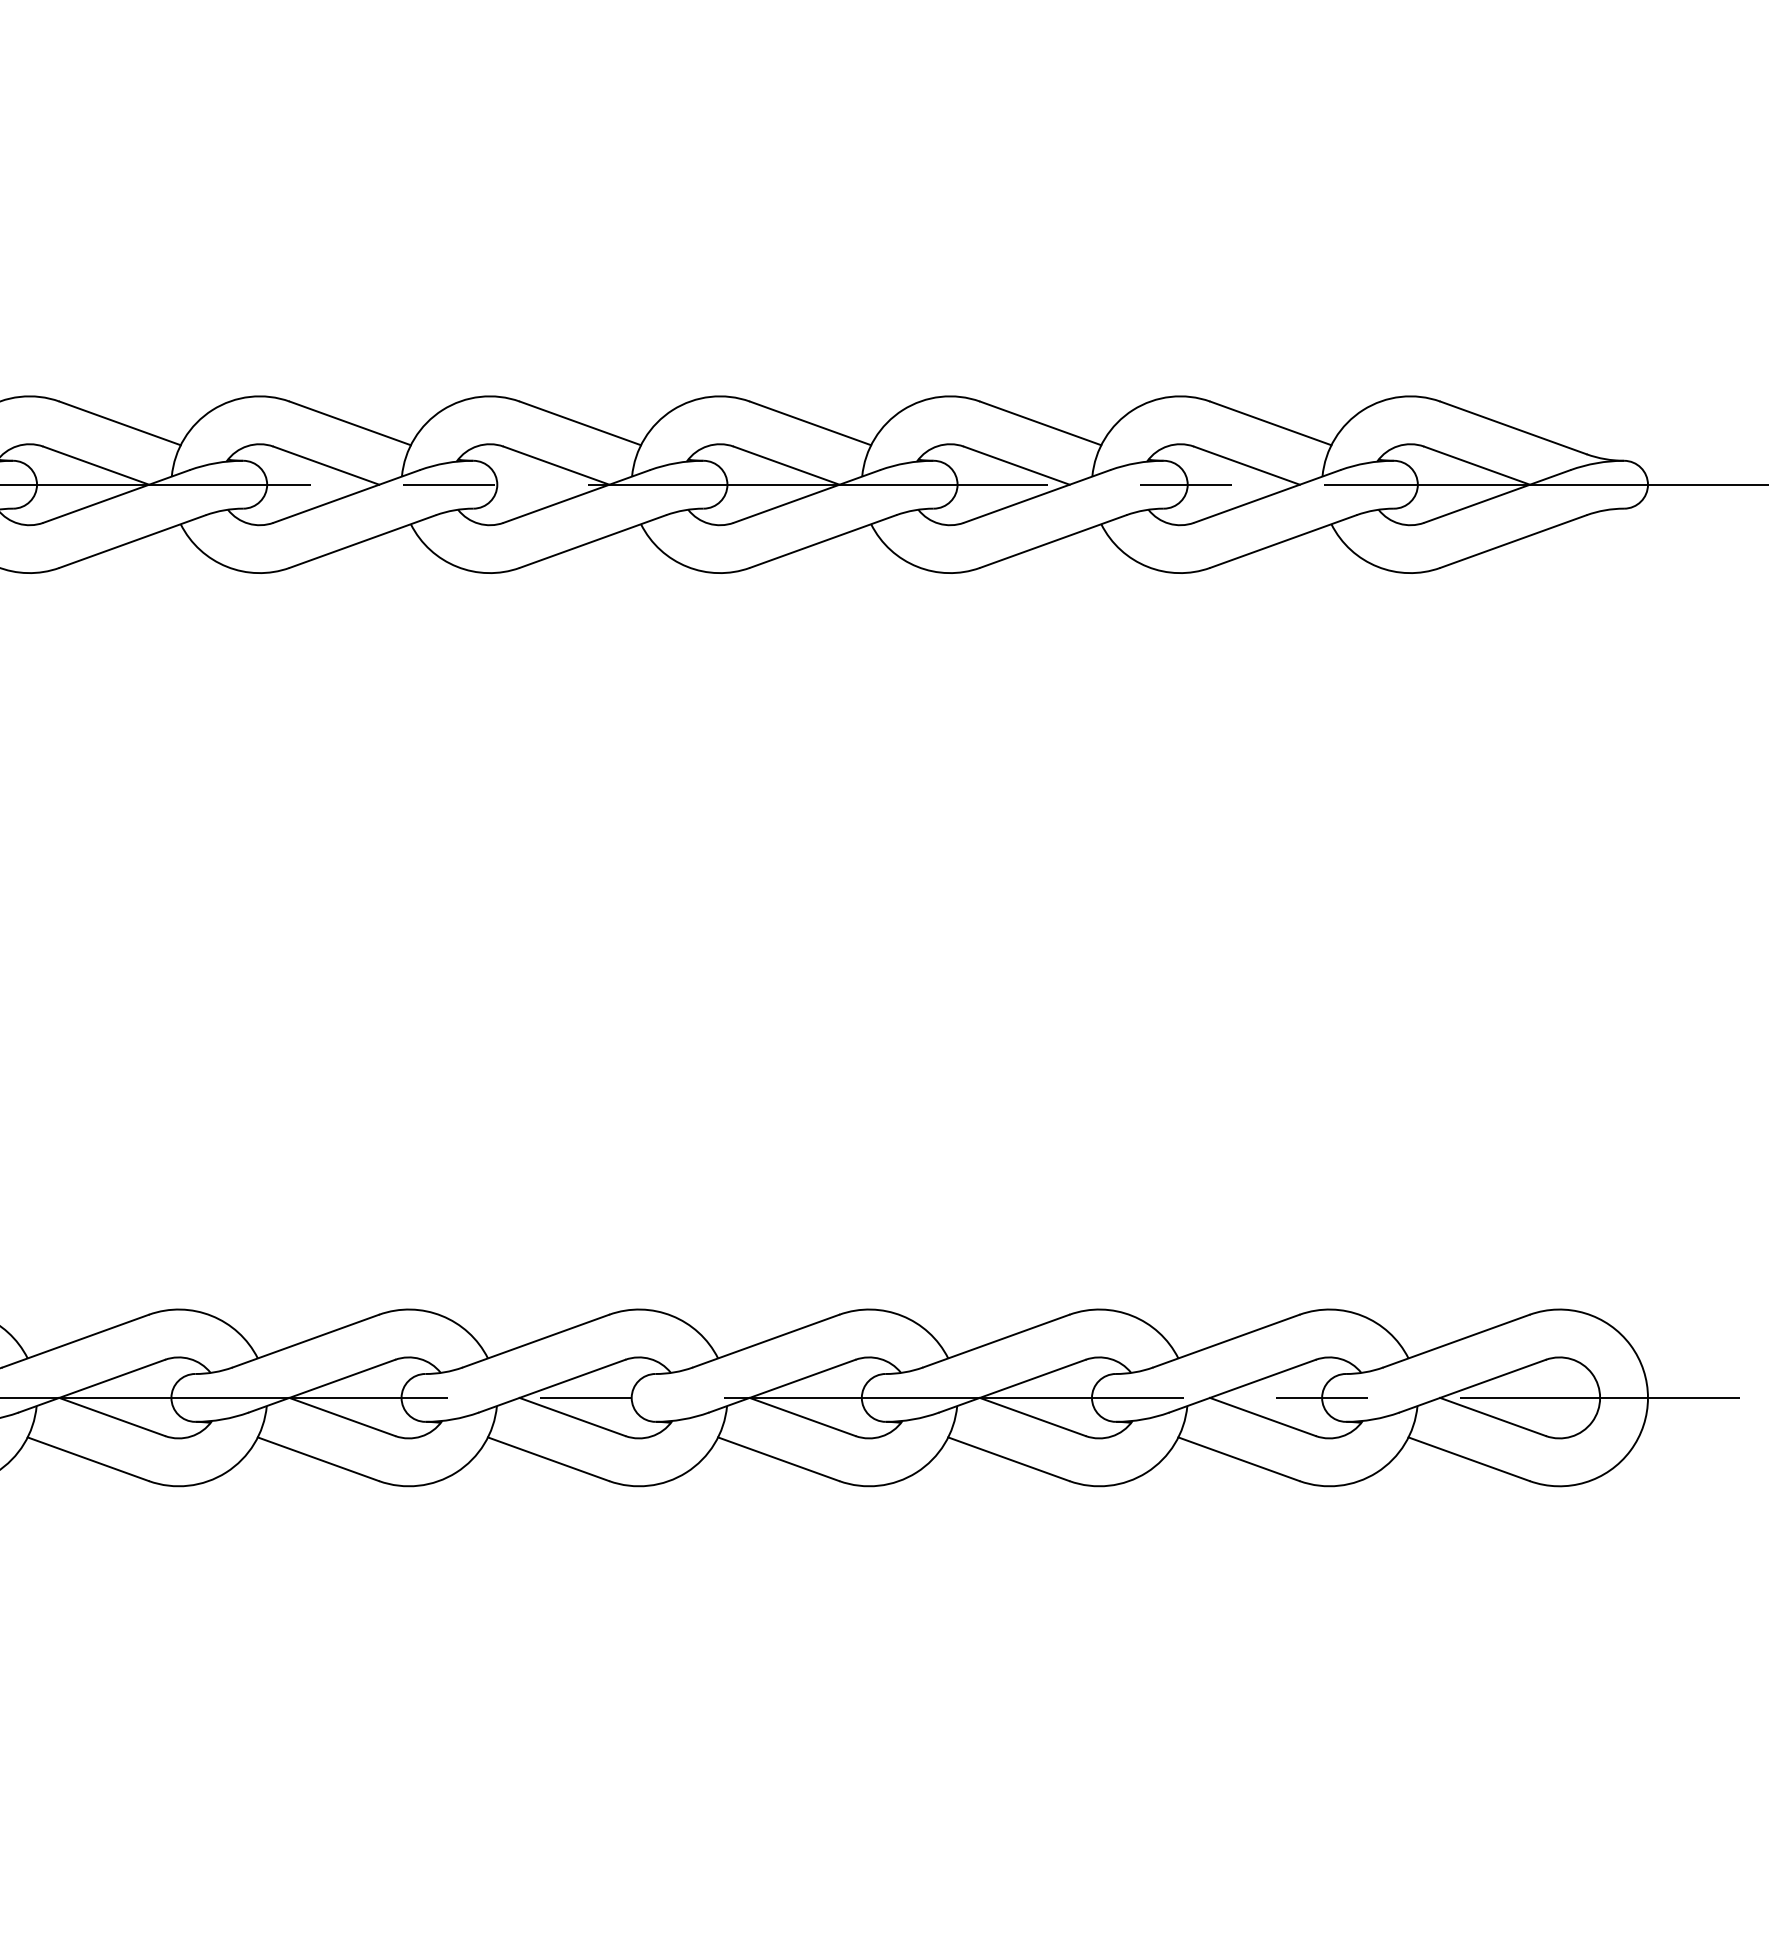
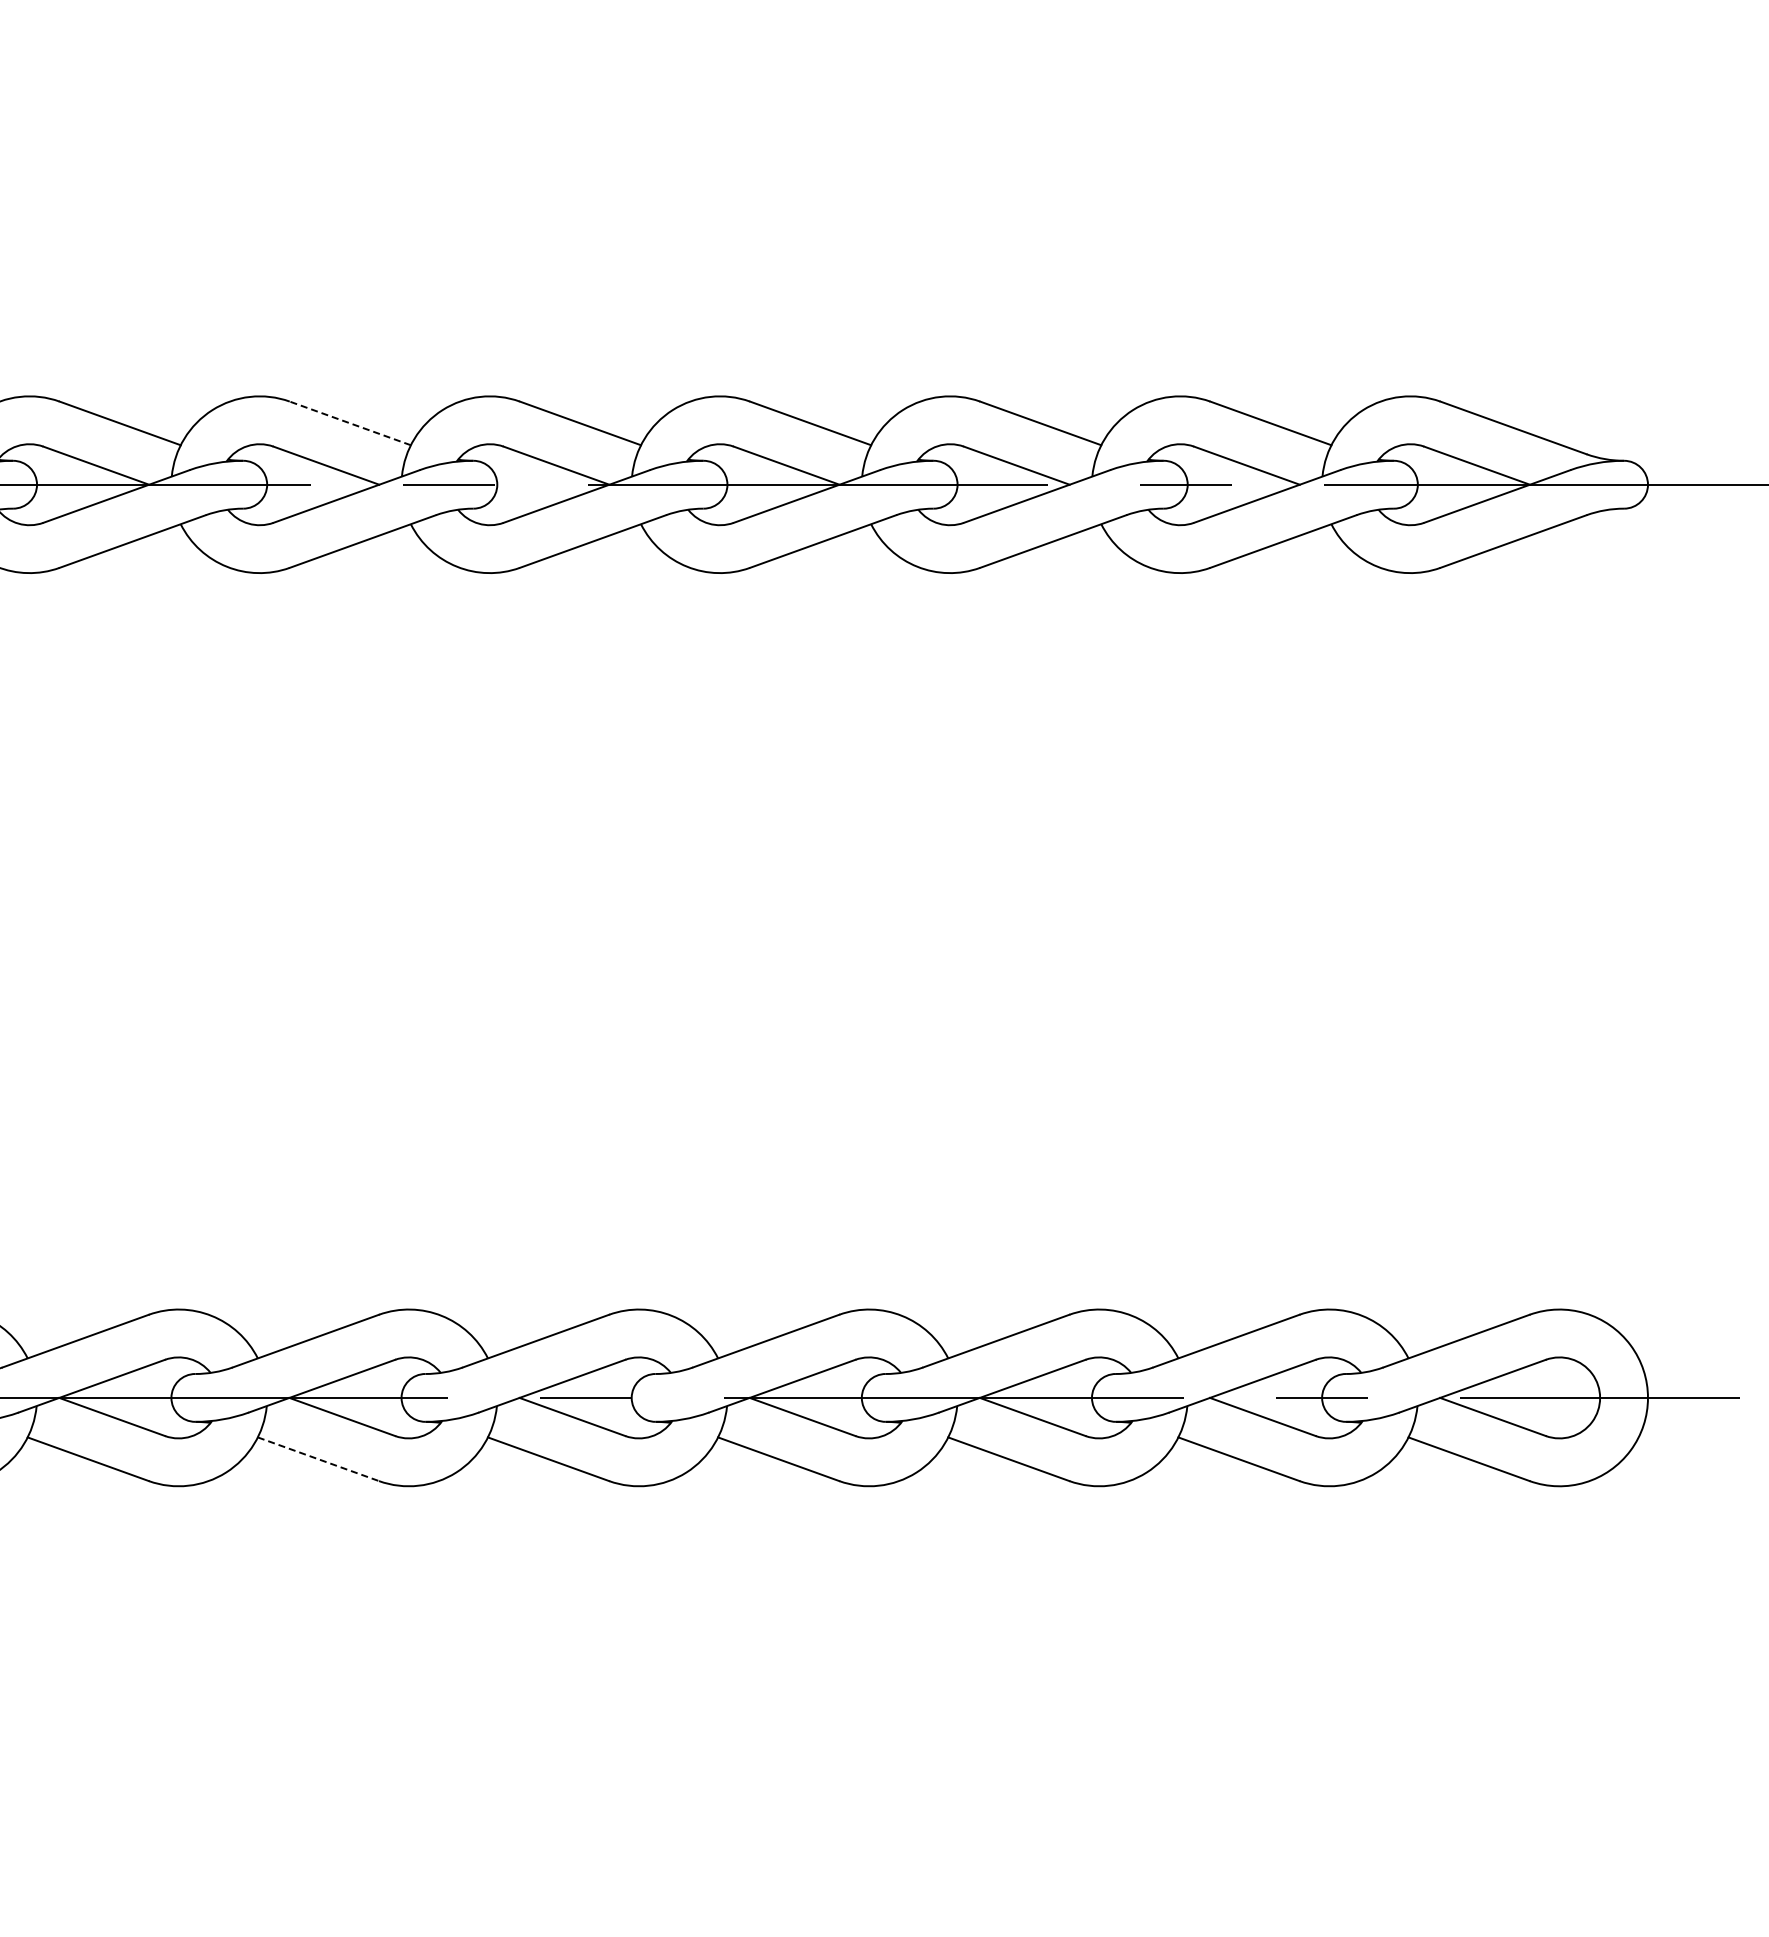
line: solid -> dashed (349, 423)
line: solid -> dashed (318, 1459)
